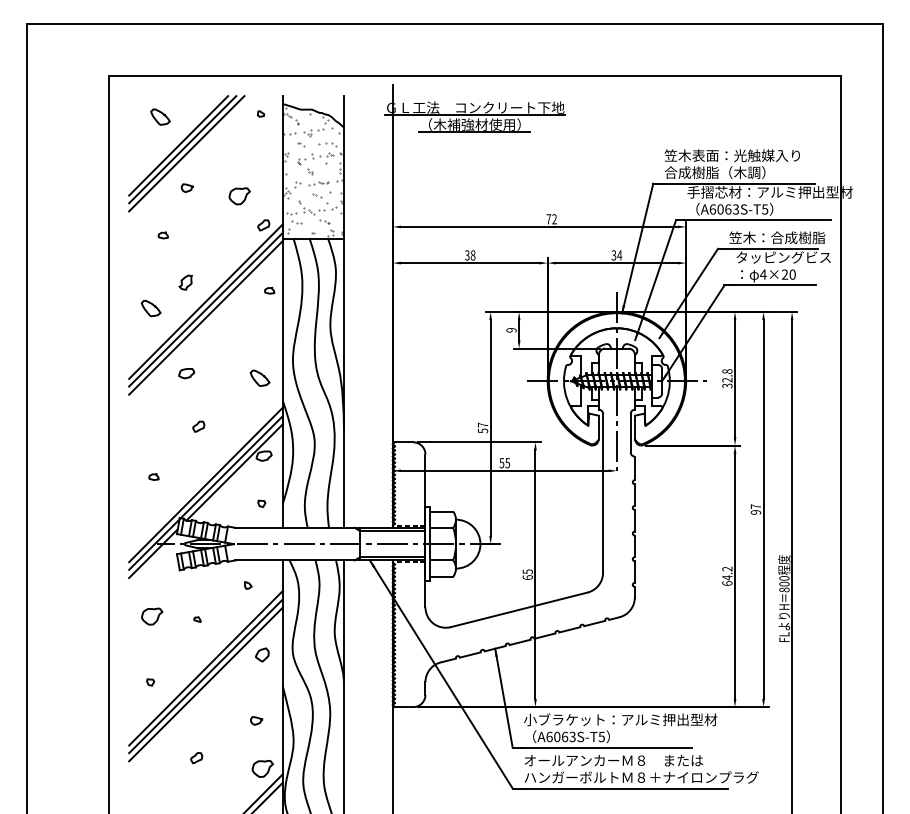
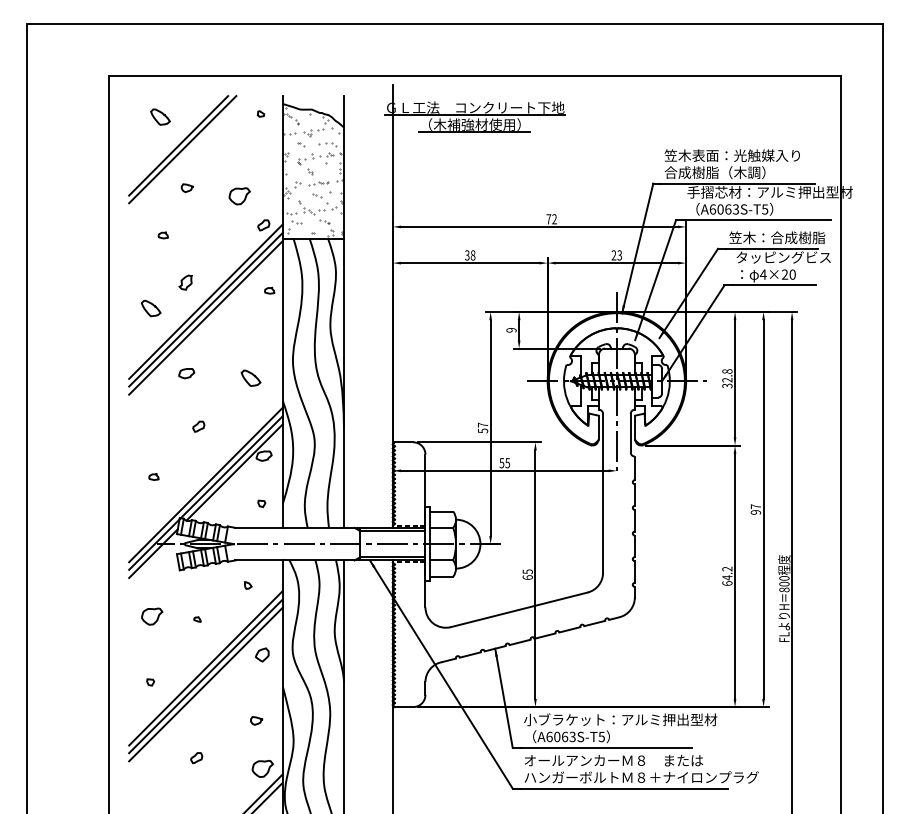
line: present -> none (186, 153)
text: 34 -> 23 (616, 255)
part position: (259, 377) -> (250, 377) (250, 377)
